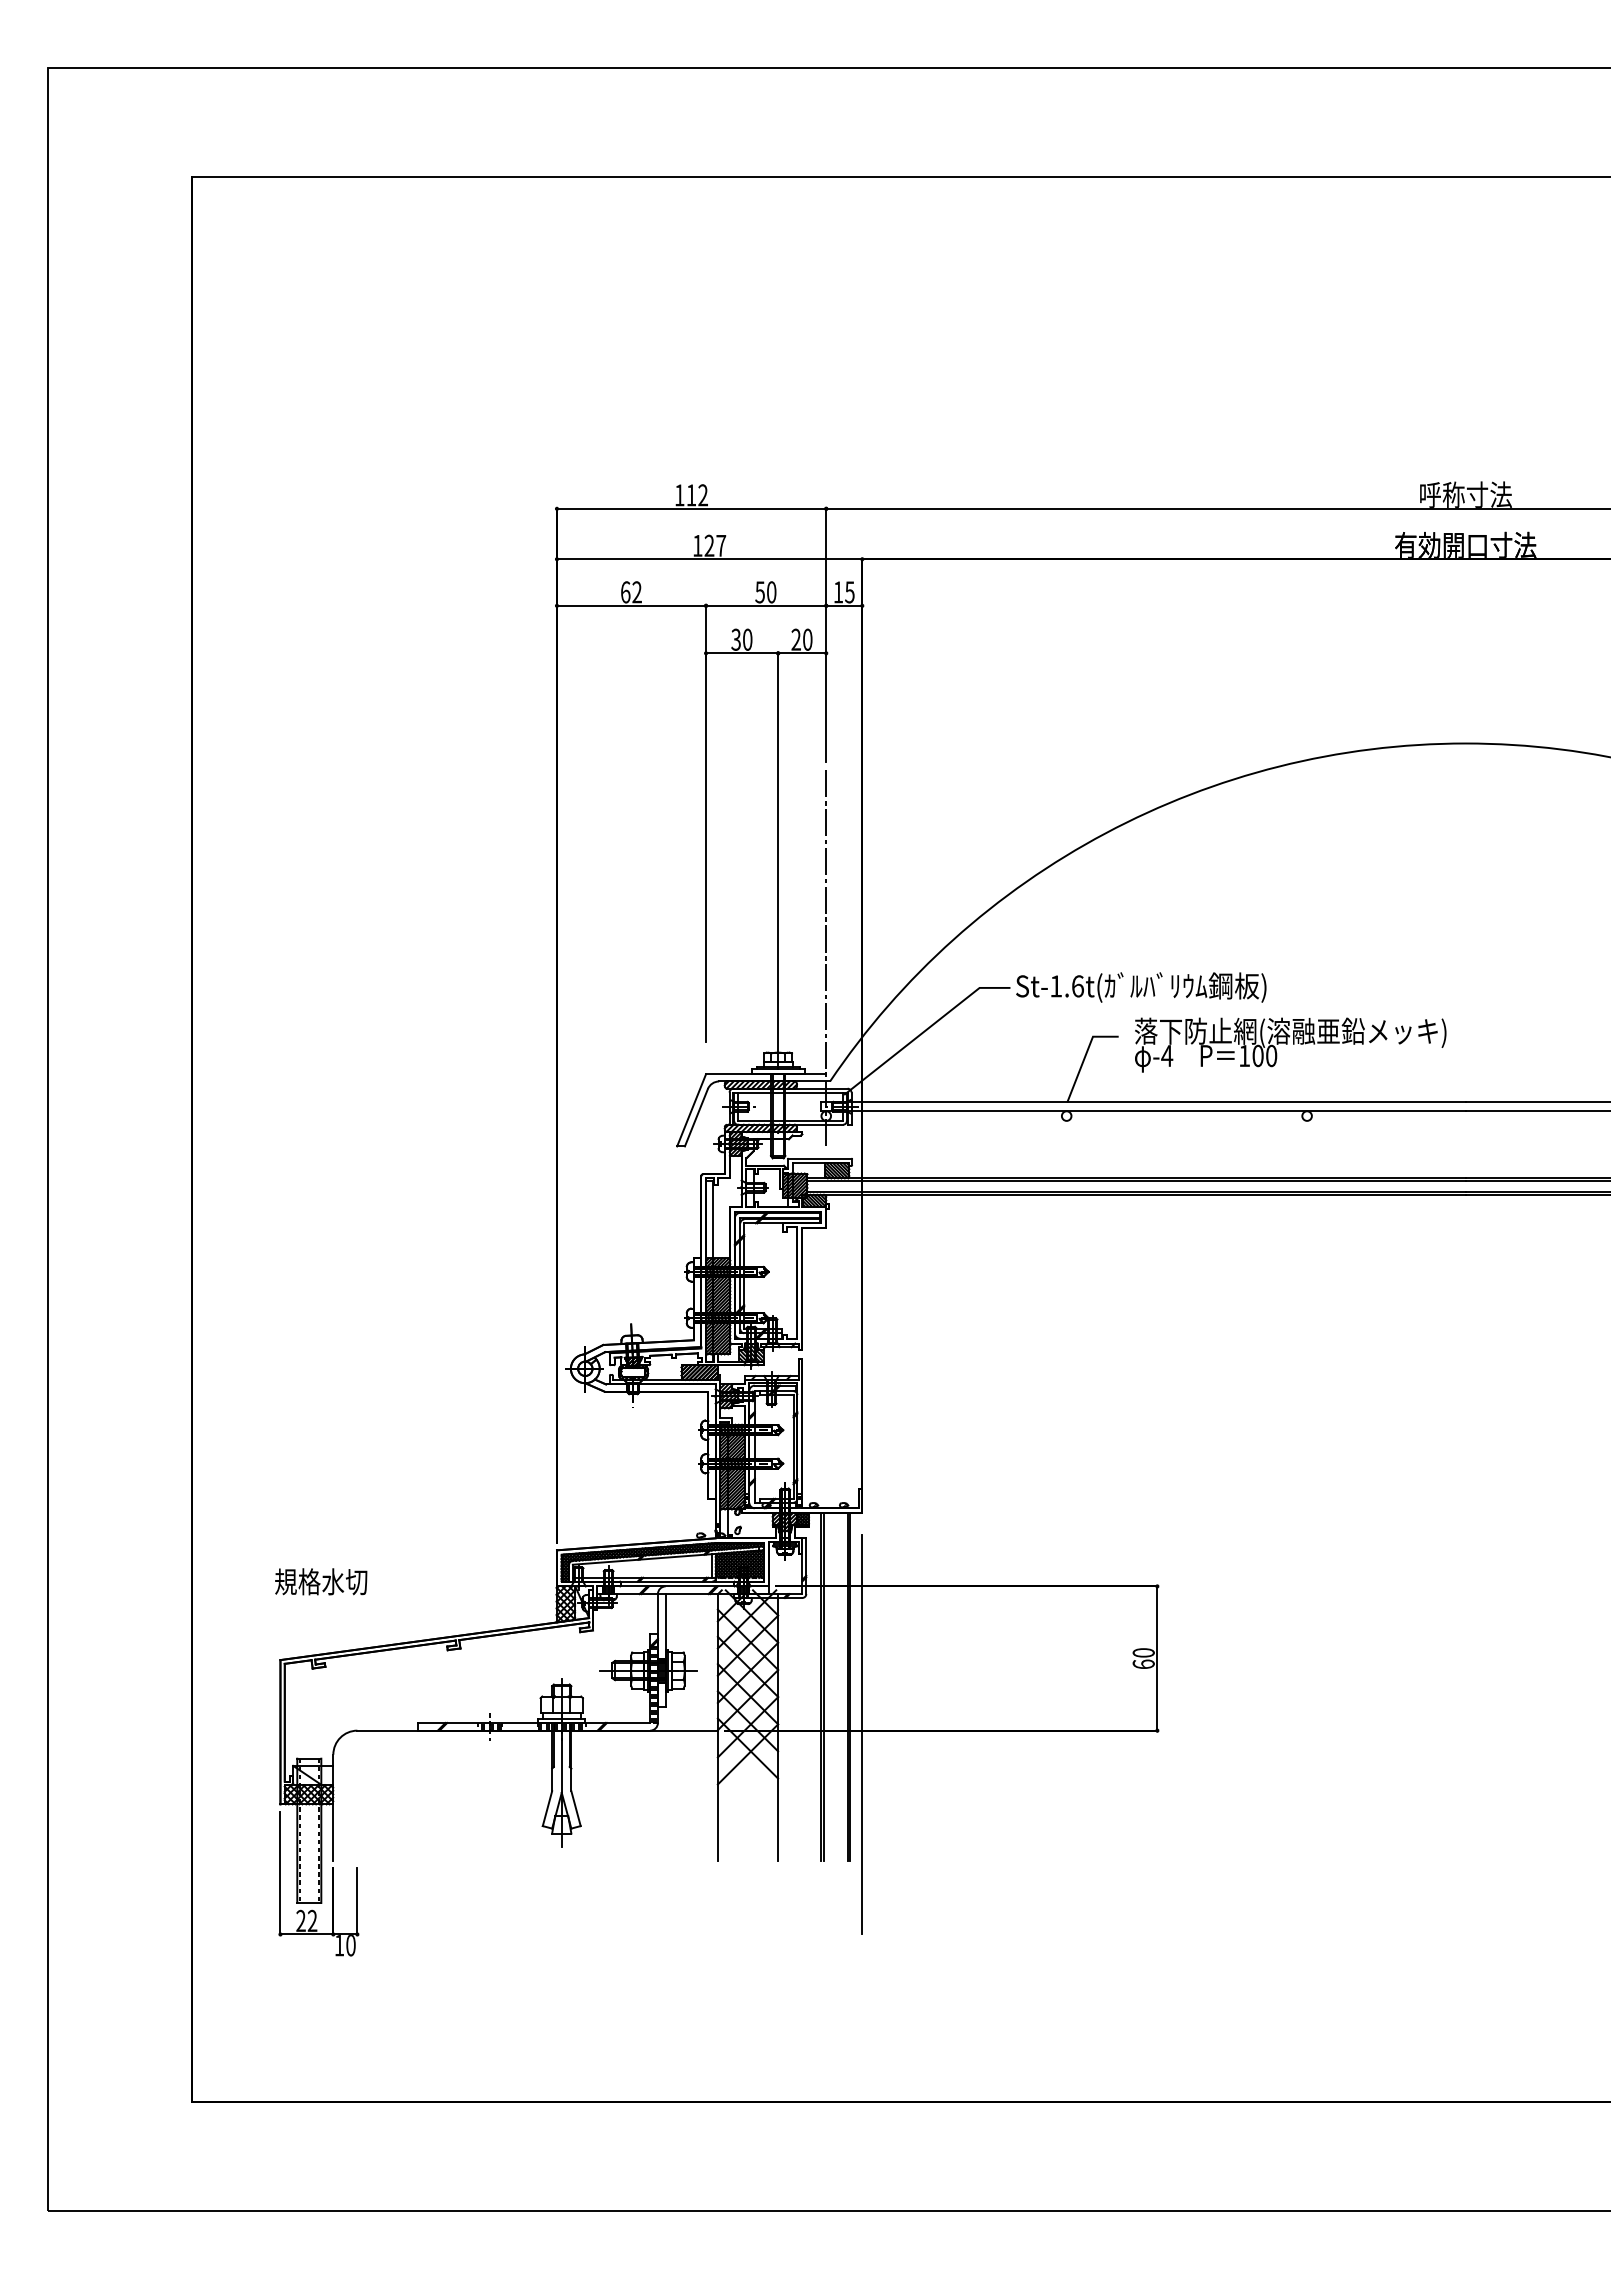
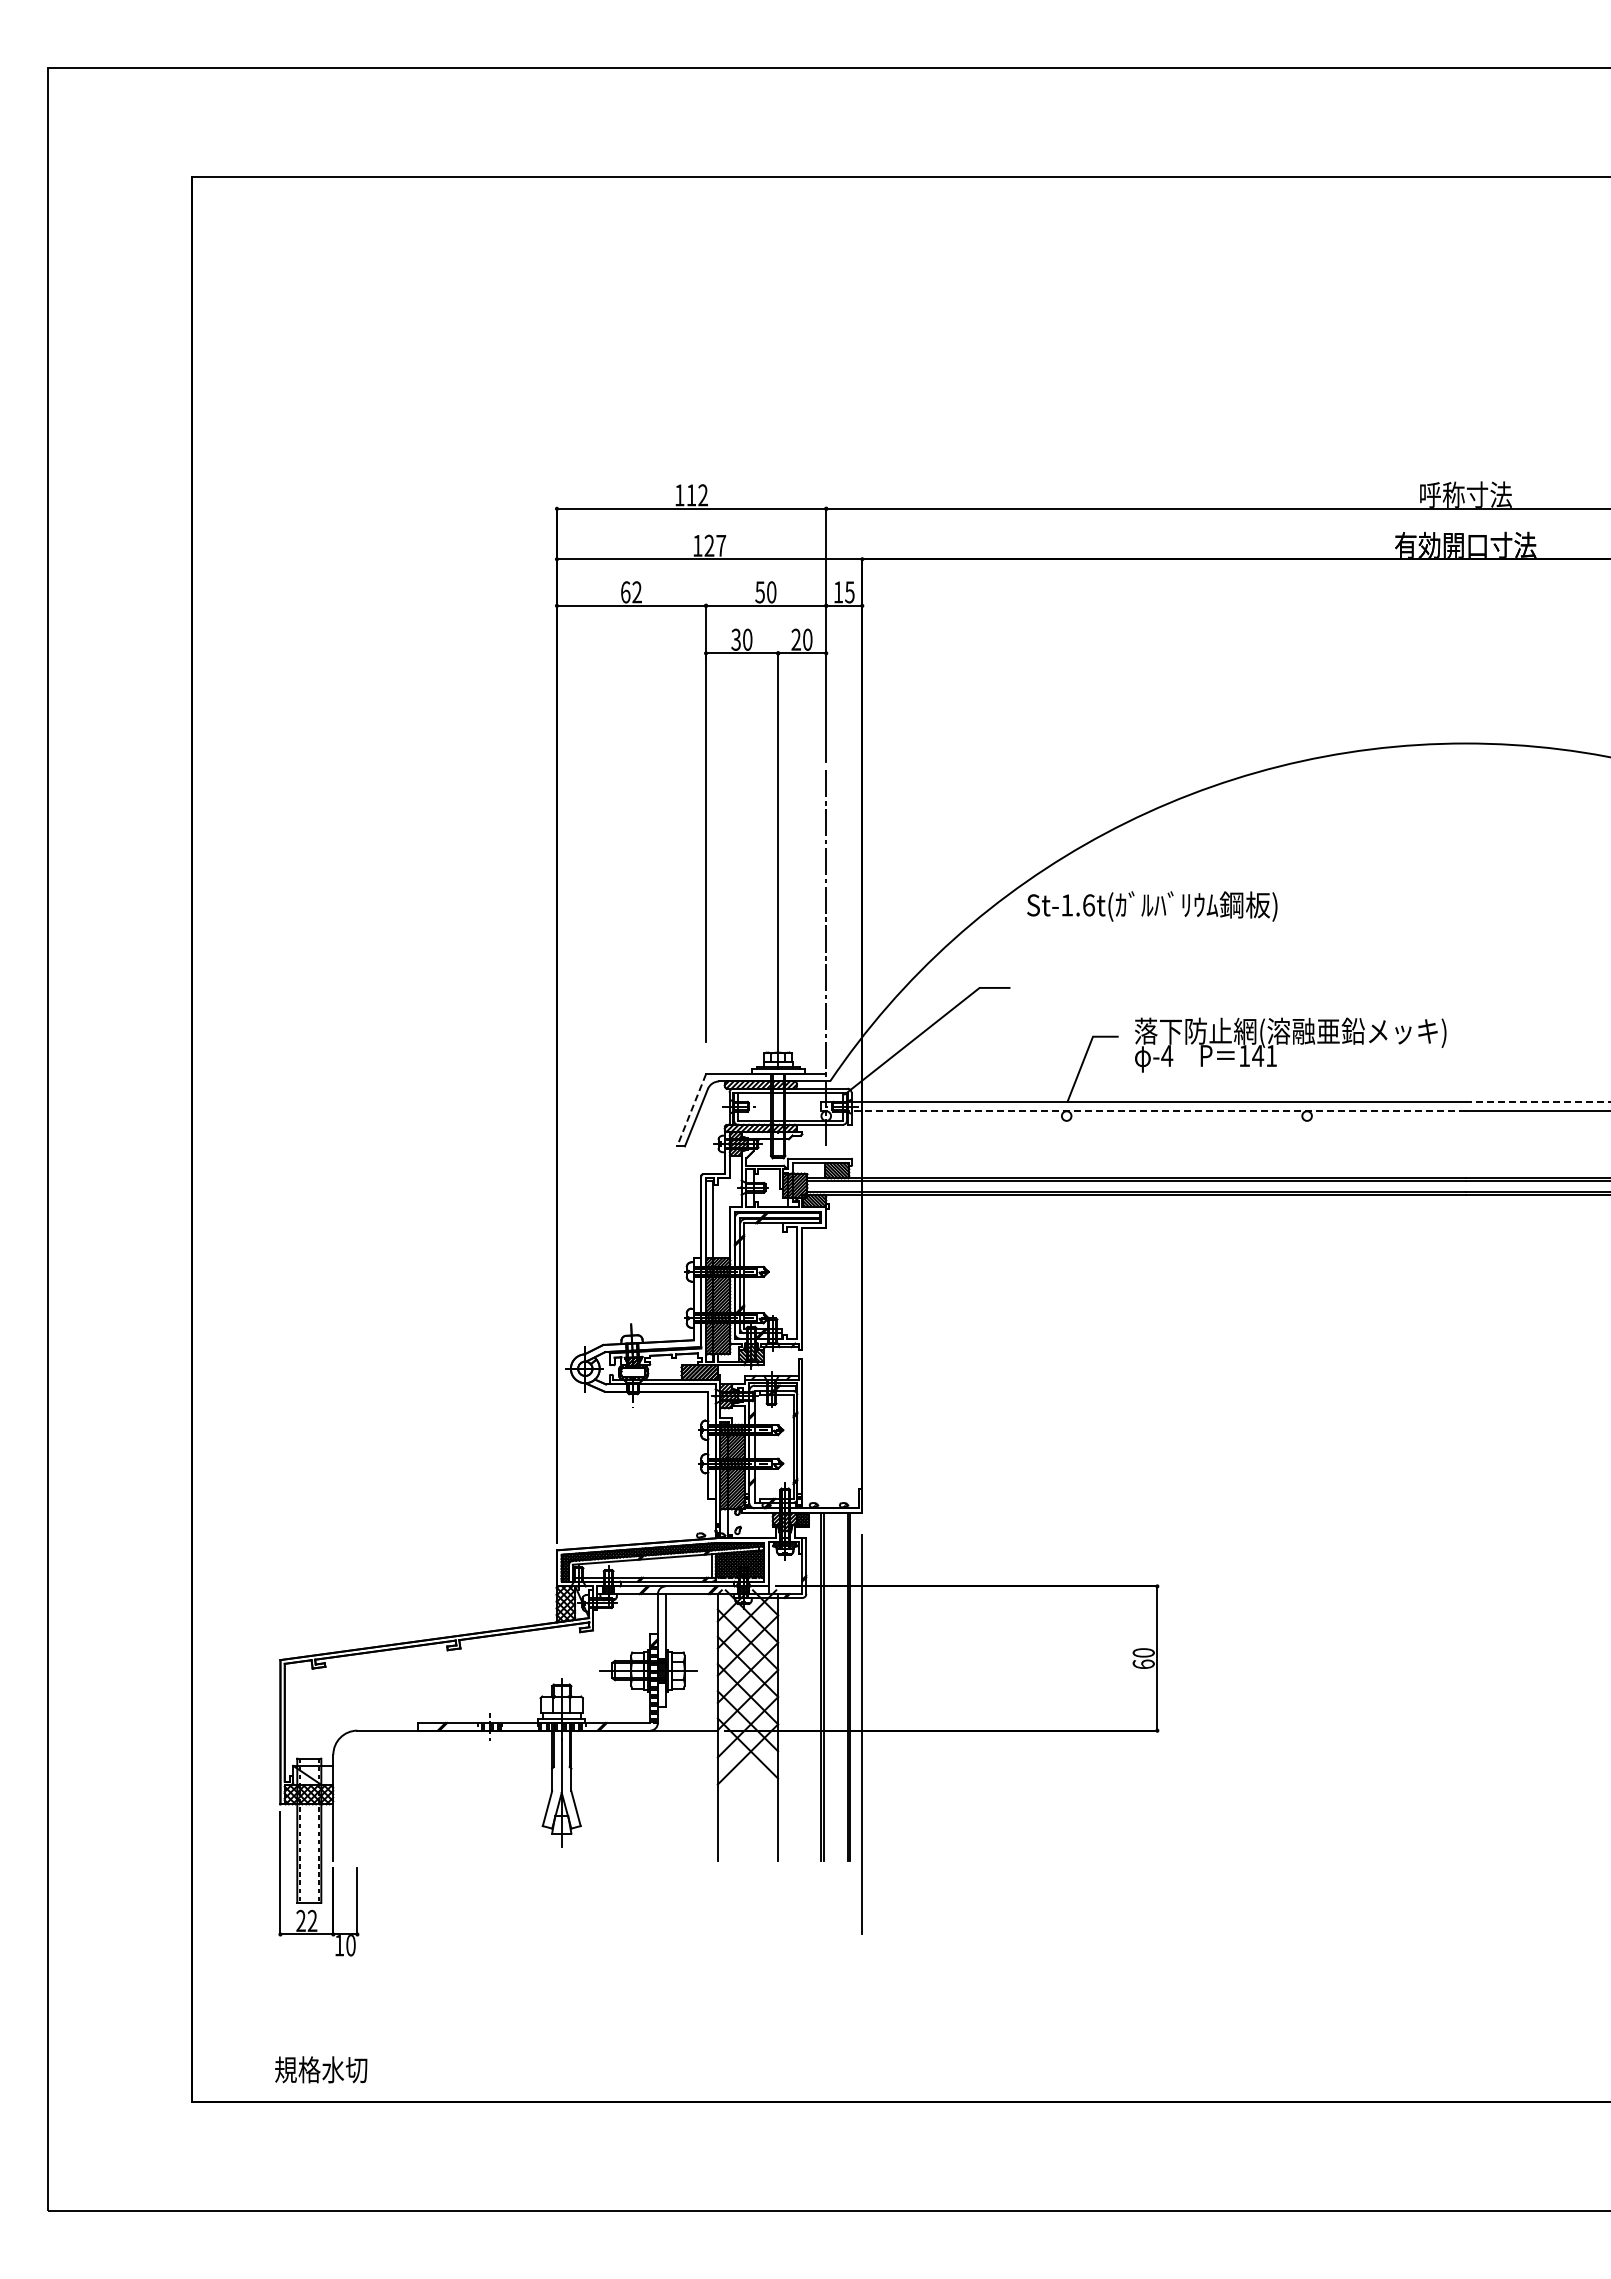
text position: (1141, 987) -> (1152, 906) (1152, 906)
text: 100 -> 141 (1264, 1055)
line: solid -> dashed (1537, 1101)
line: solid -> dashed (691, 1110)
line: solid -> dashed (1144, 1111)
text position: (321, 1581) -> (321, 2069) (321, 2069)
